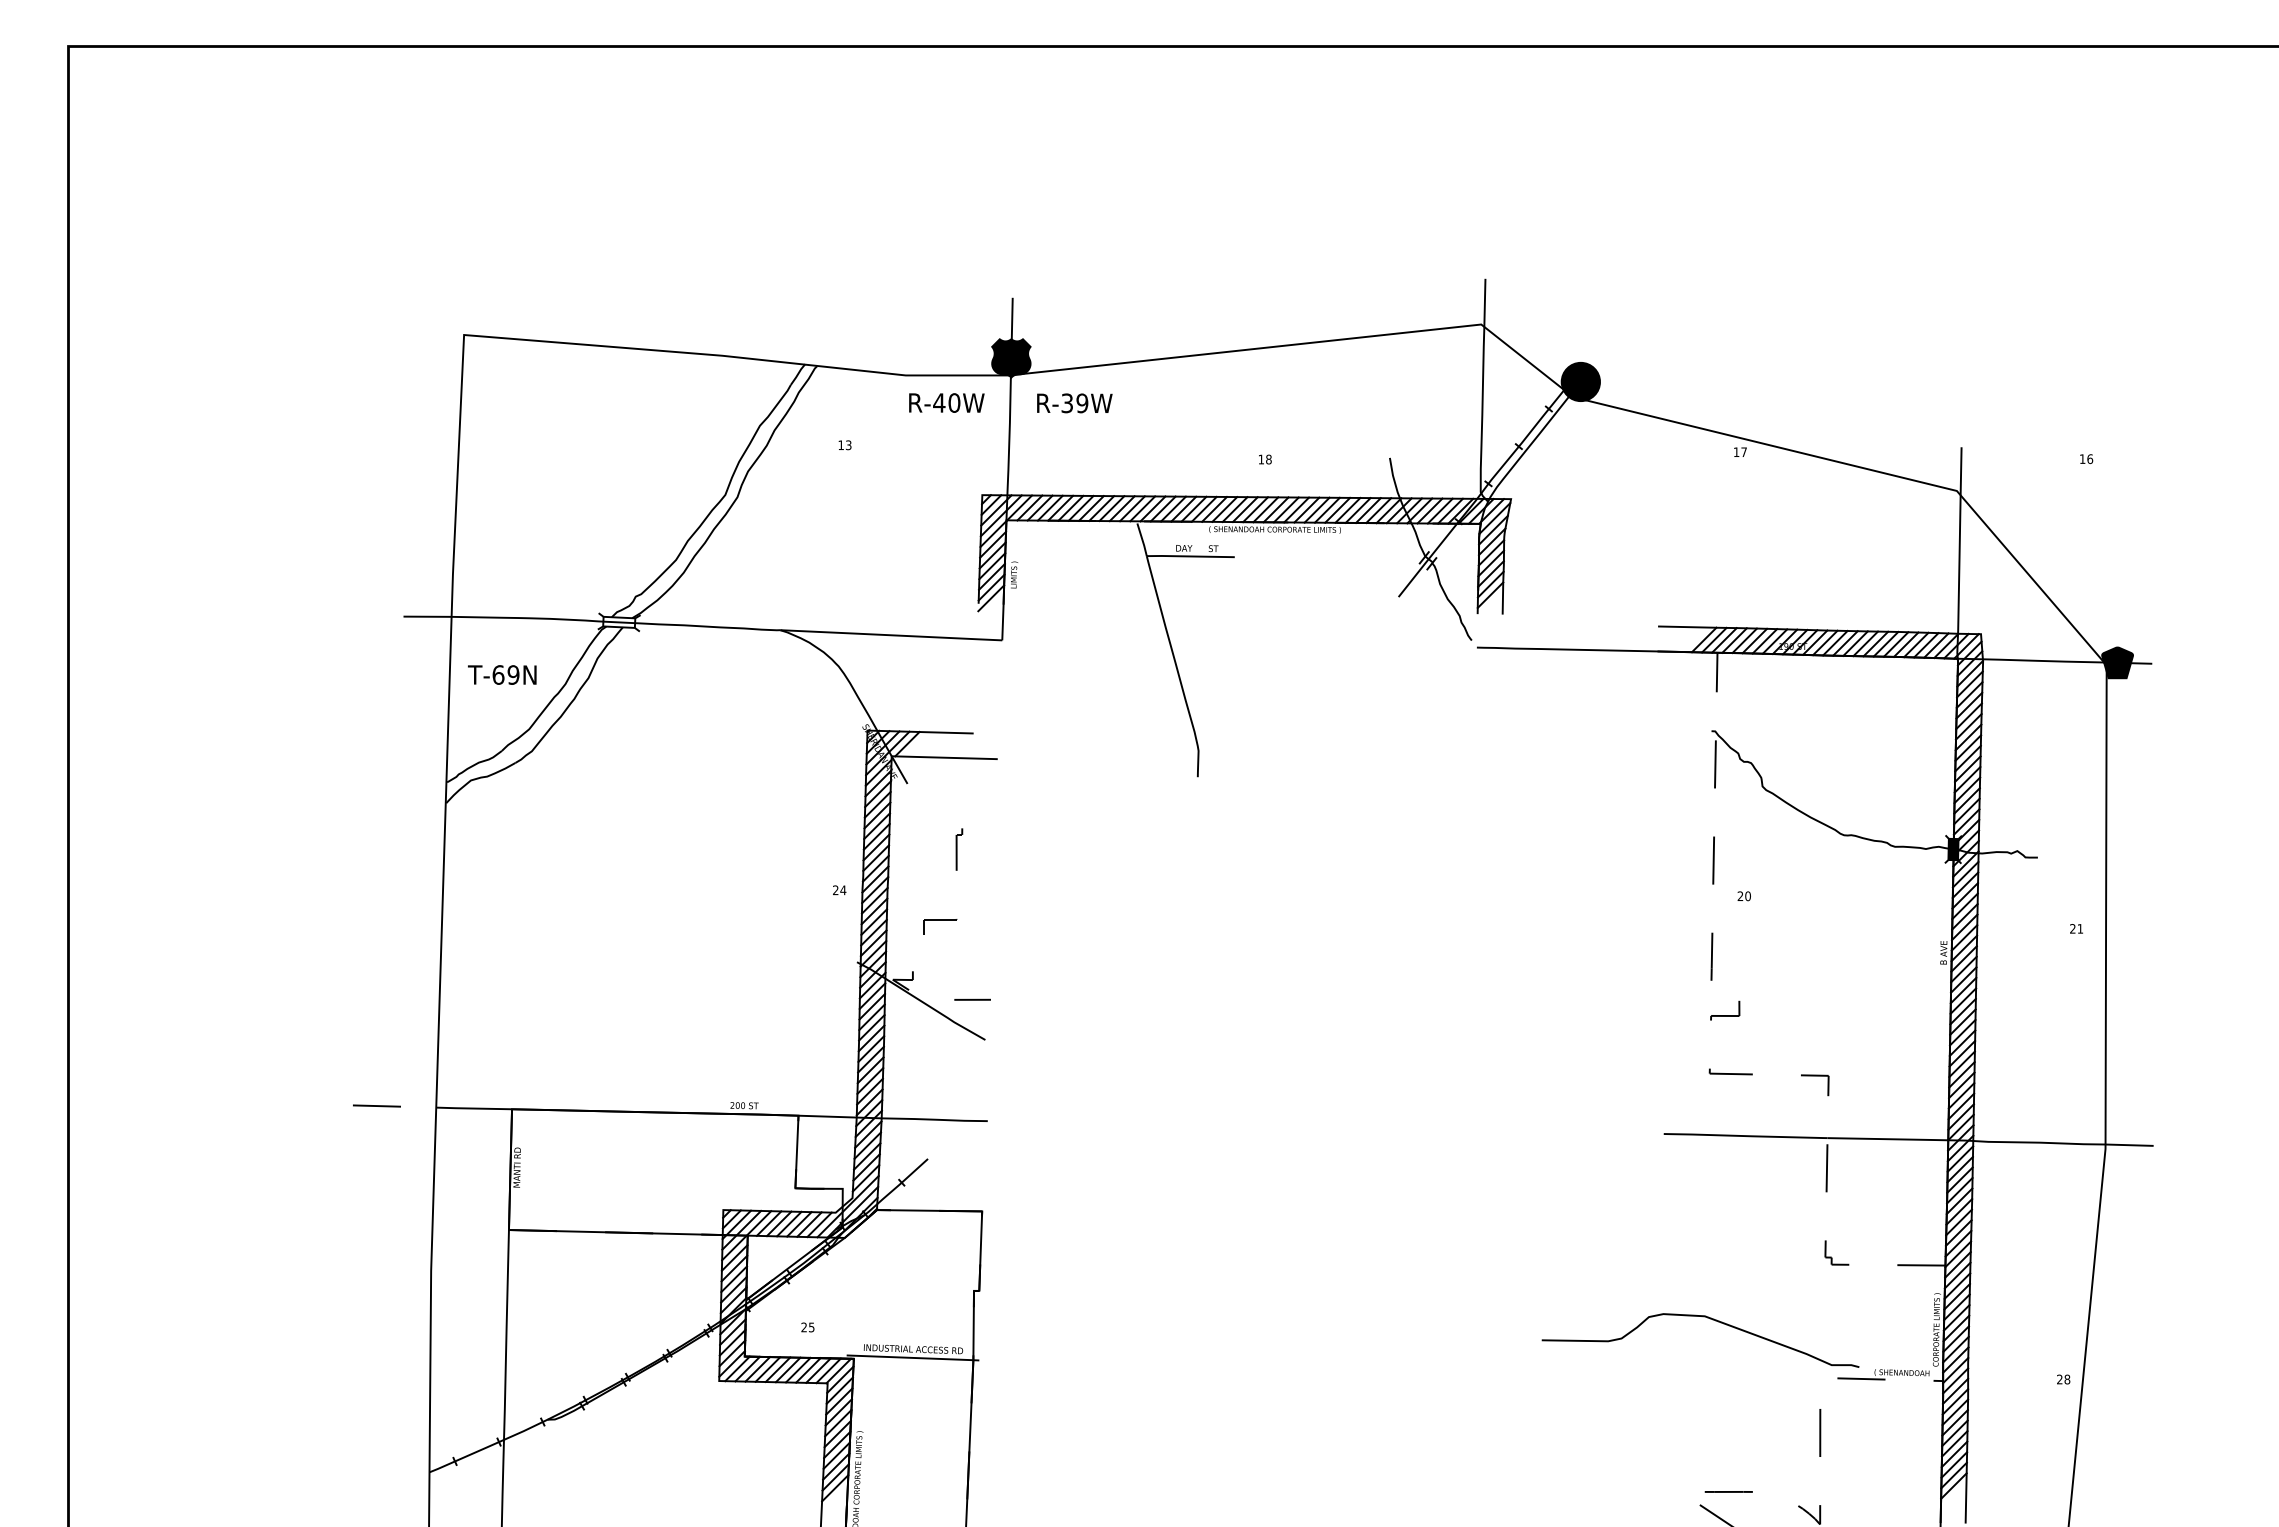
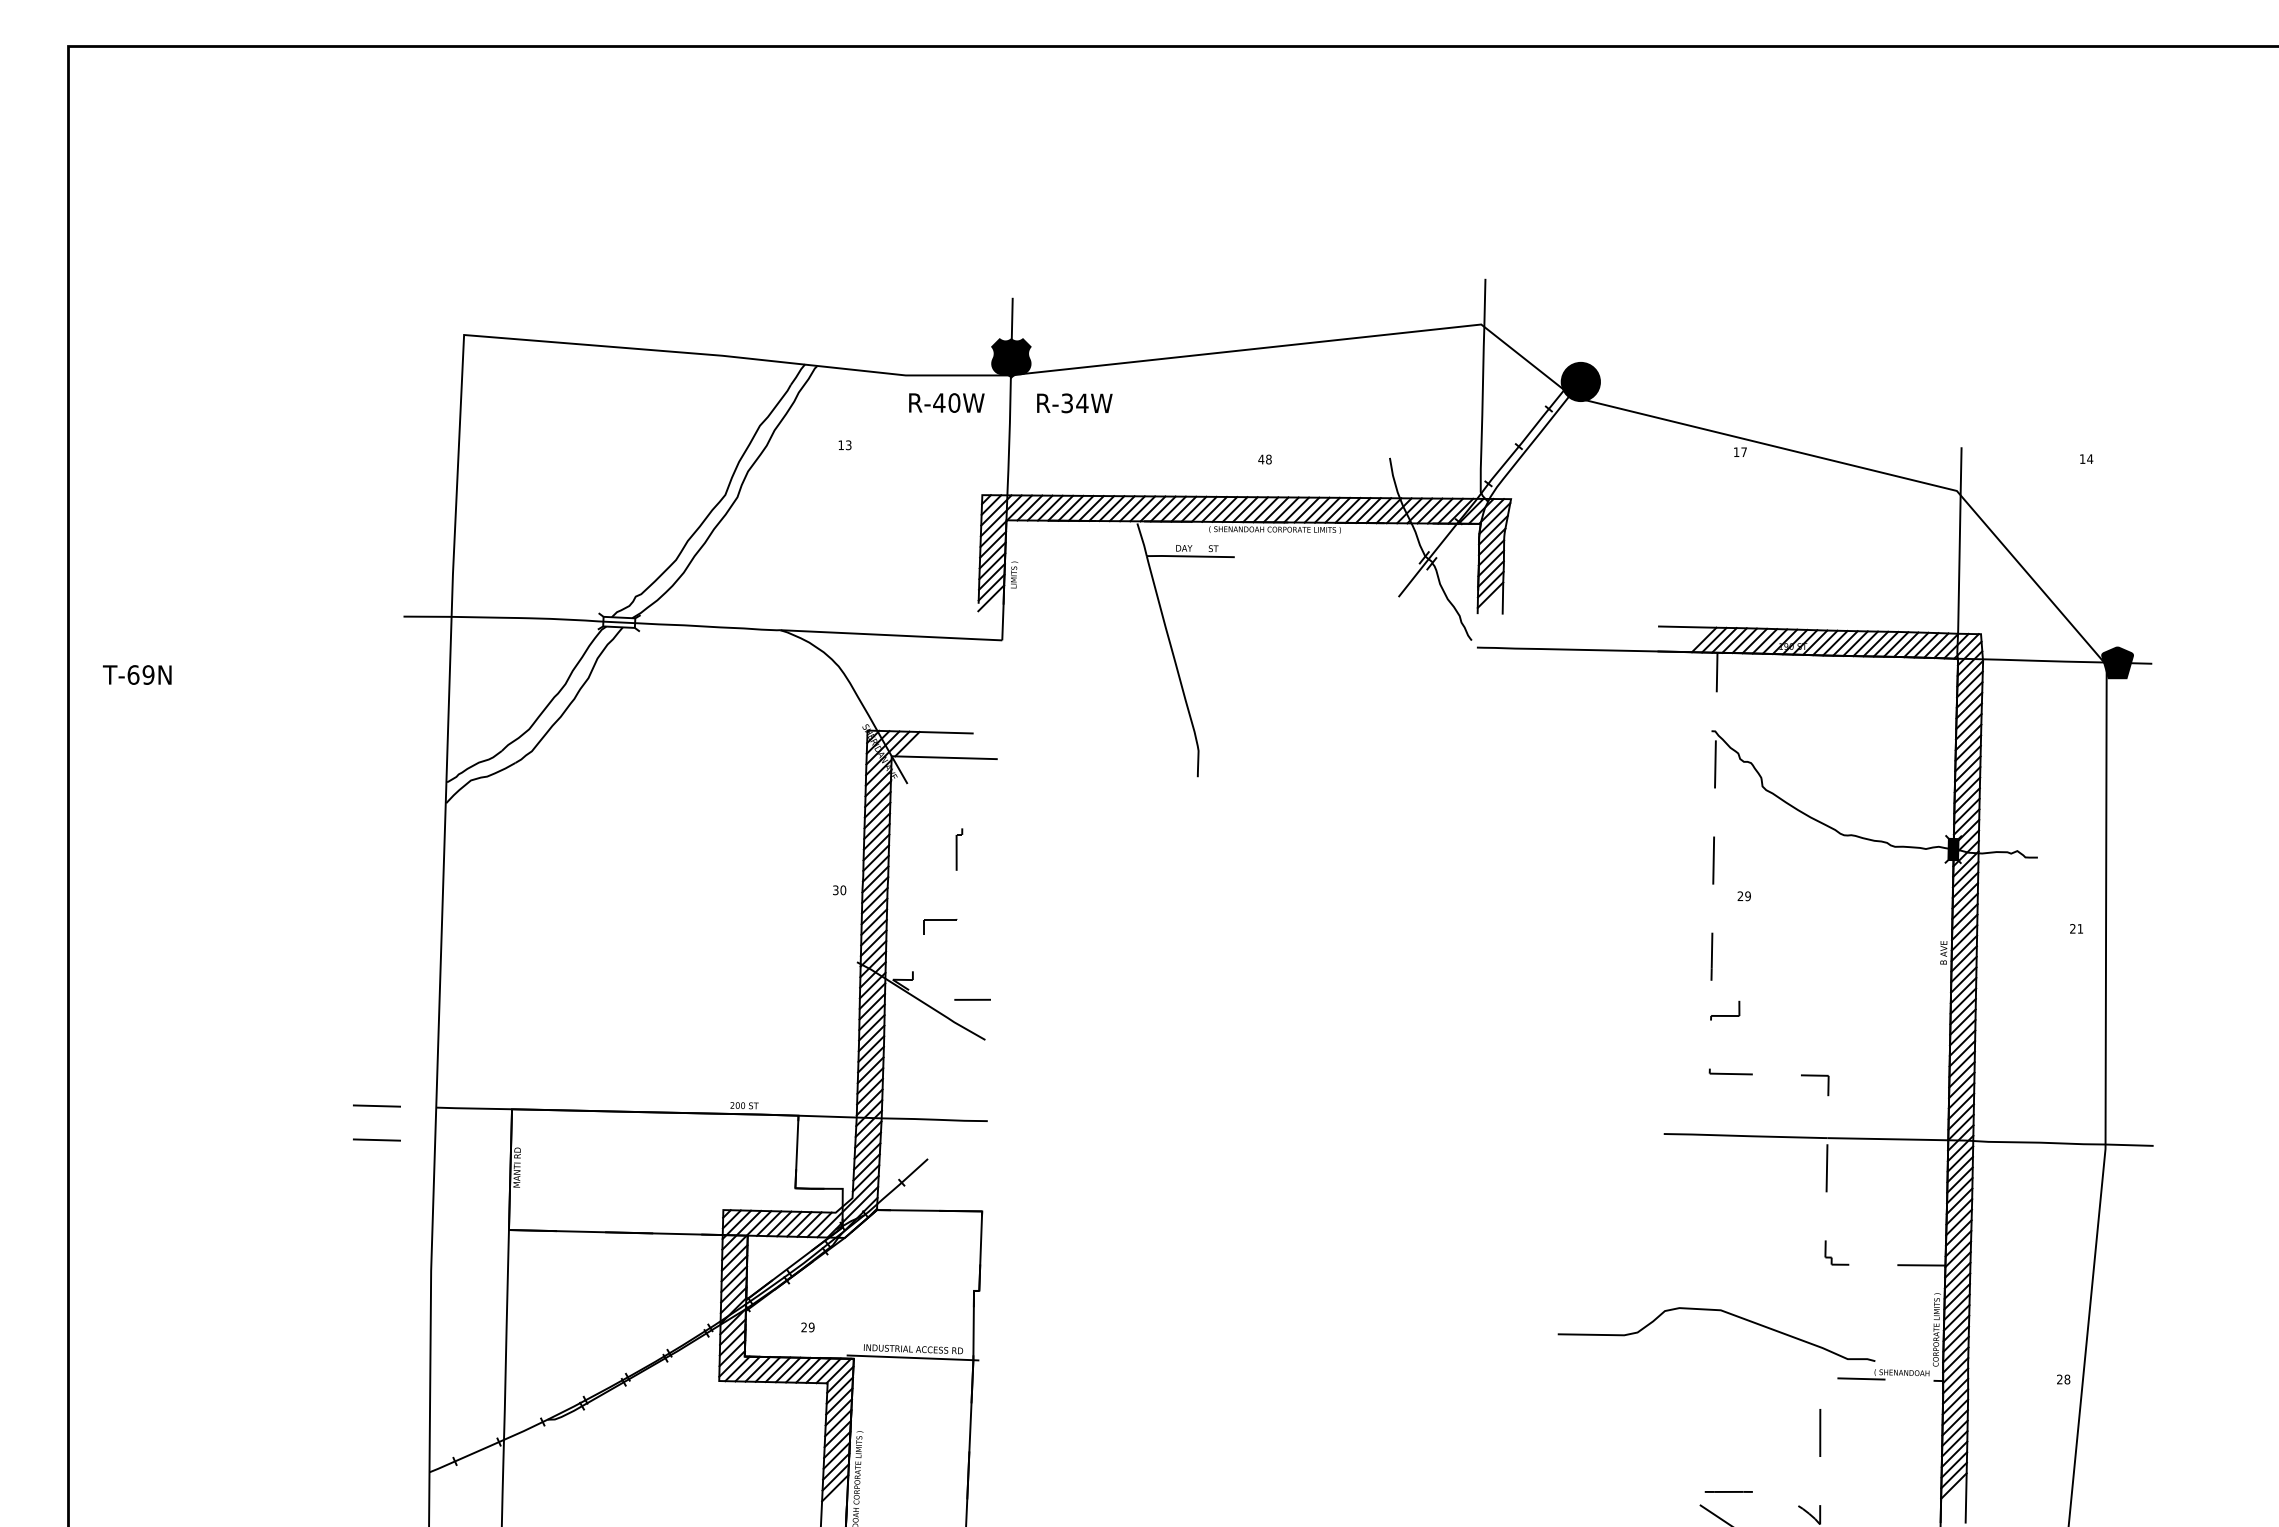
text: R-39W -> R-34W (1082, 403)
text: 18 -> 48 (1261, 459)
text: 16 -> 14 (2089, 459)
text position: (502, 674) -> (137, 674) (137, 674)
text: 24 -> 30 (839, 890)
text: 20 -> 29 (1747, 896)
line: none -> present (376, 1139)
curve position: (1702, 1317) -> (1718, 1311) (1718, 1311)
text: 25 -> 29 (811, 1327)
